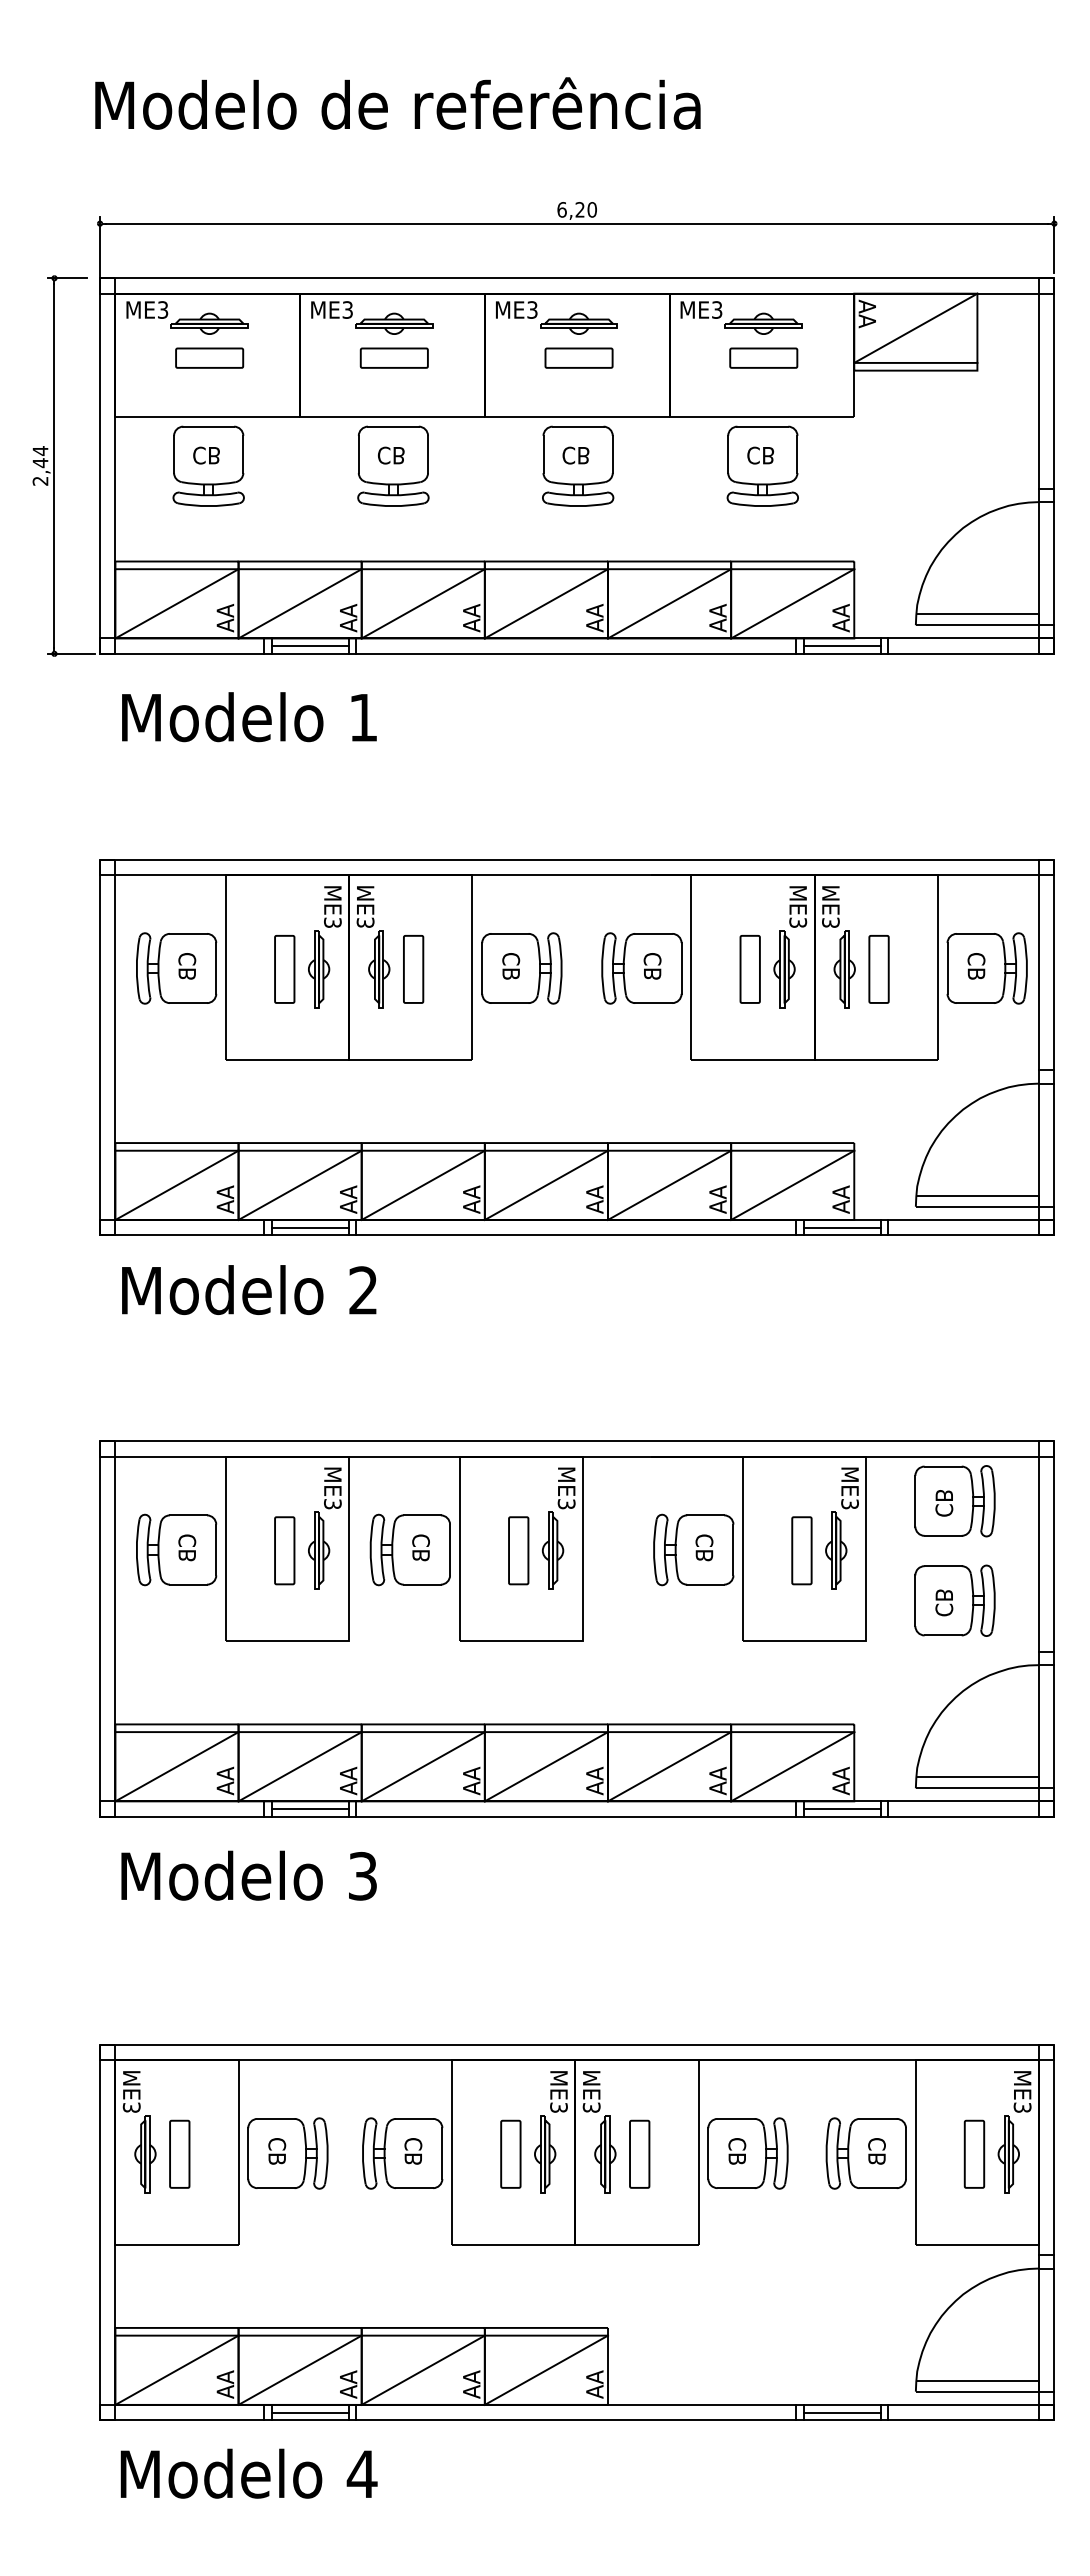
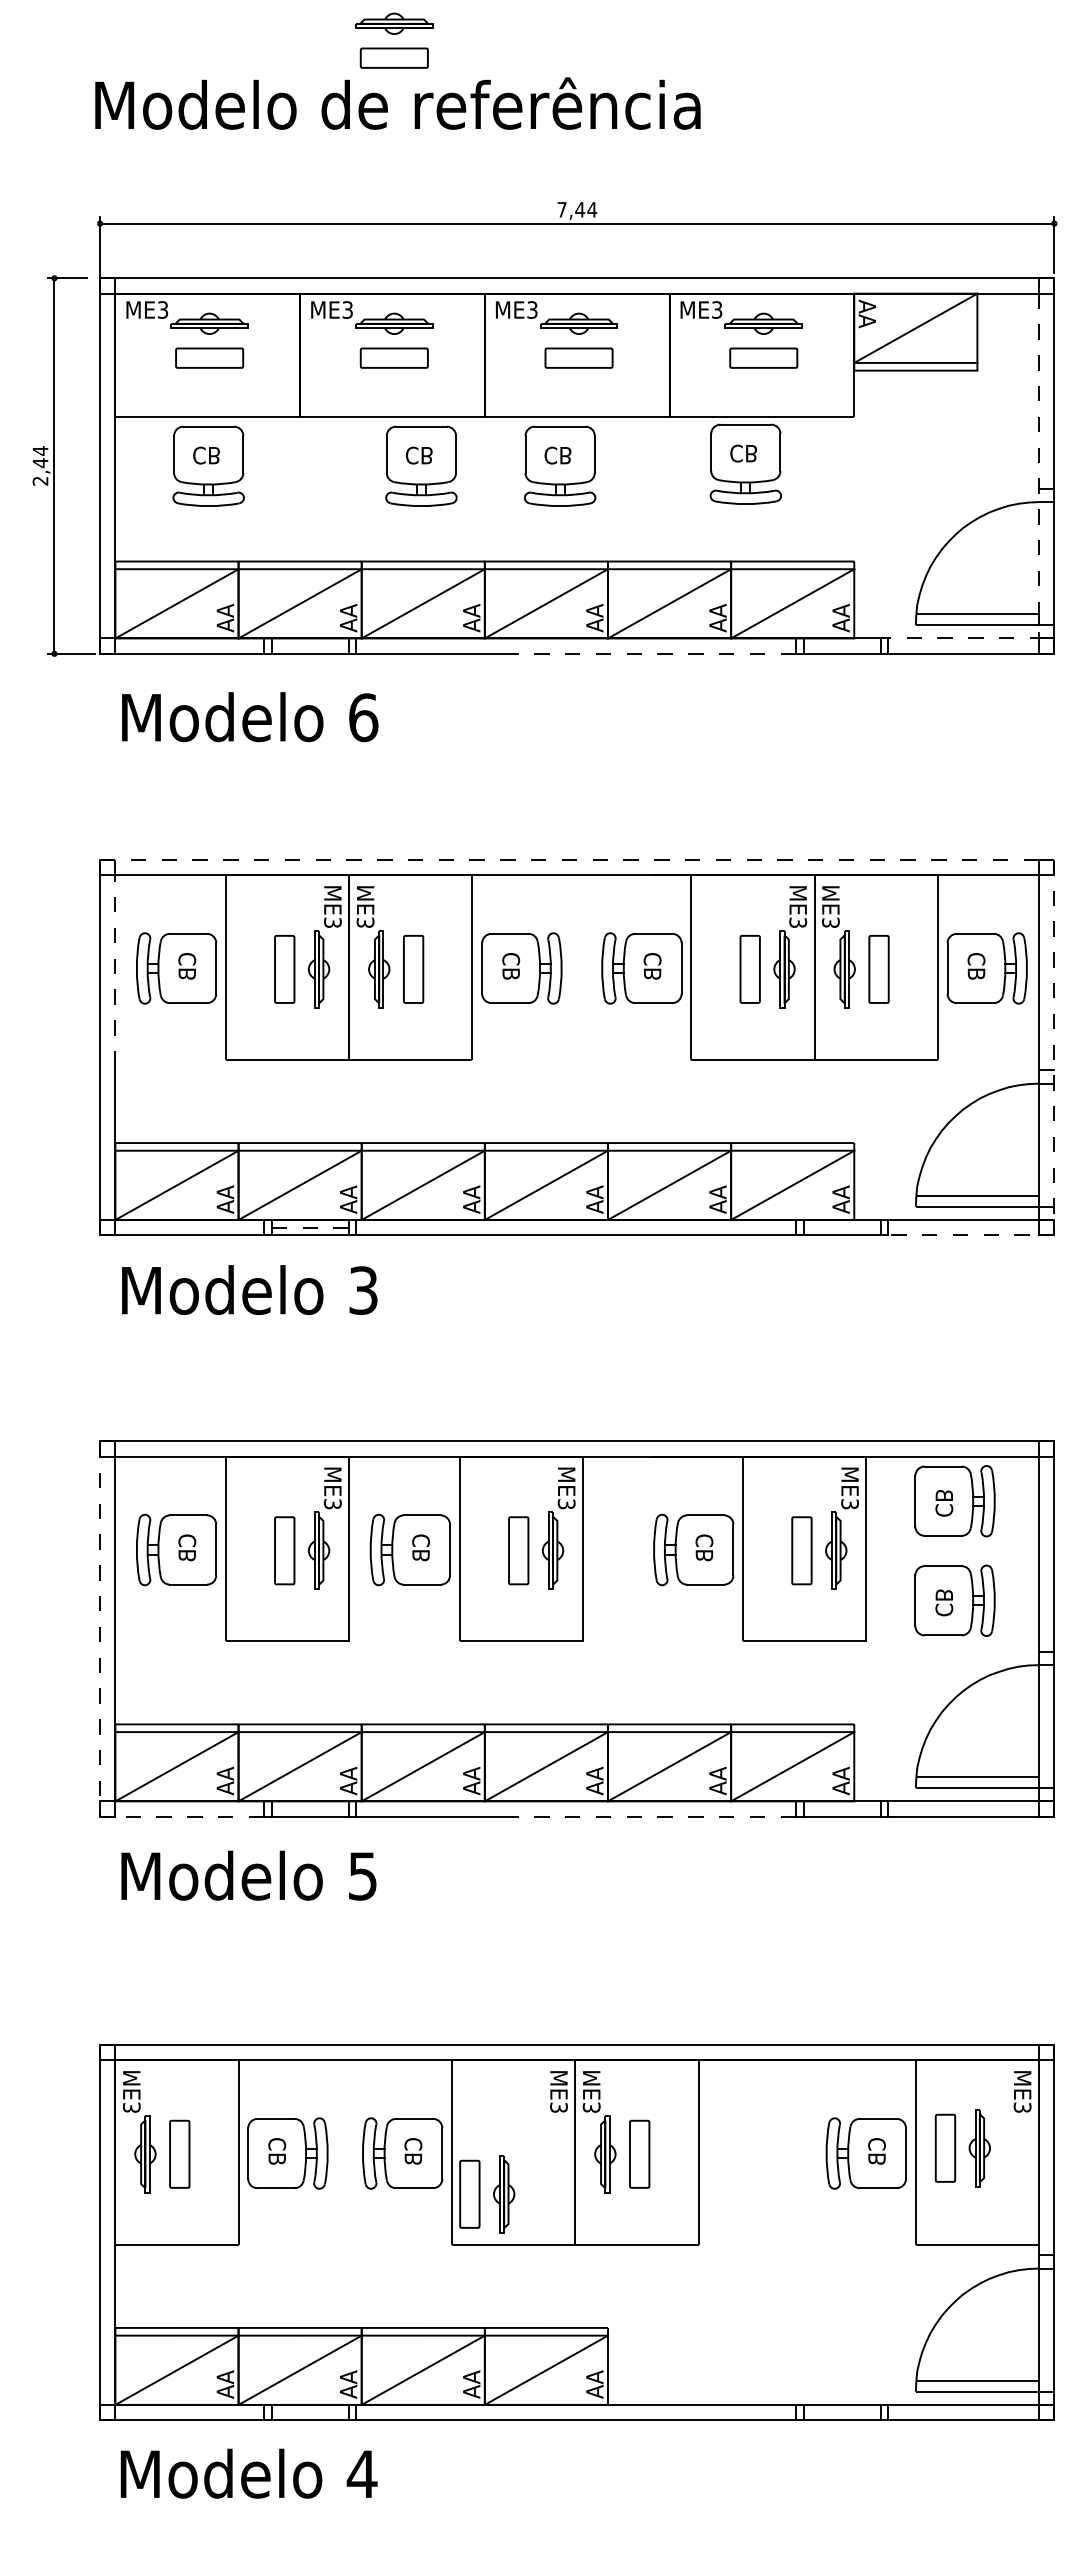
part: none -> present (394, 40)
text: 6,20 -> 7,44 (577, 209)
part position: (393, 465) -> (421, 465) (421, 465)
part position: (578, 465) -> (560, 465) (560, 465)
part position: (762, 465) -> (745, 463) (745, 463)
line: solid -> dashed (1038, 541)
line: present -> none (309, 646)
line: present -> none (841, 646)
line: solid -> dashed (650, 653)
text: 1 -> 6 (363, 717)
line: solid -> dashed (849, 859)
line: solid -> dashed (115, 969)
line: solid -> dashed (310, 1227)
line: present -> none (841, 1227)
text: 2 -> 3 (363, 1290)
line: solid -> dashed (100, 1710)
line: present -> none (309, 1809)
line: present -> none (841, 1809)
line: solid -> dashed (650, 1816)
text: 3 -> 5 (362, 1875)
part: present -> none (747, 2153)
part position: (528, 2154) -> (487, 2194) (487, 2194)
part position: (991, 2154) -> (962, 2148) (962, 2148)
line: present -> none (309, 2412)
line: present -> none (841, 2412)
